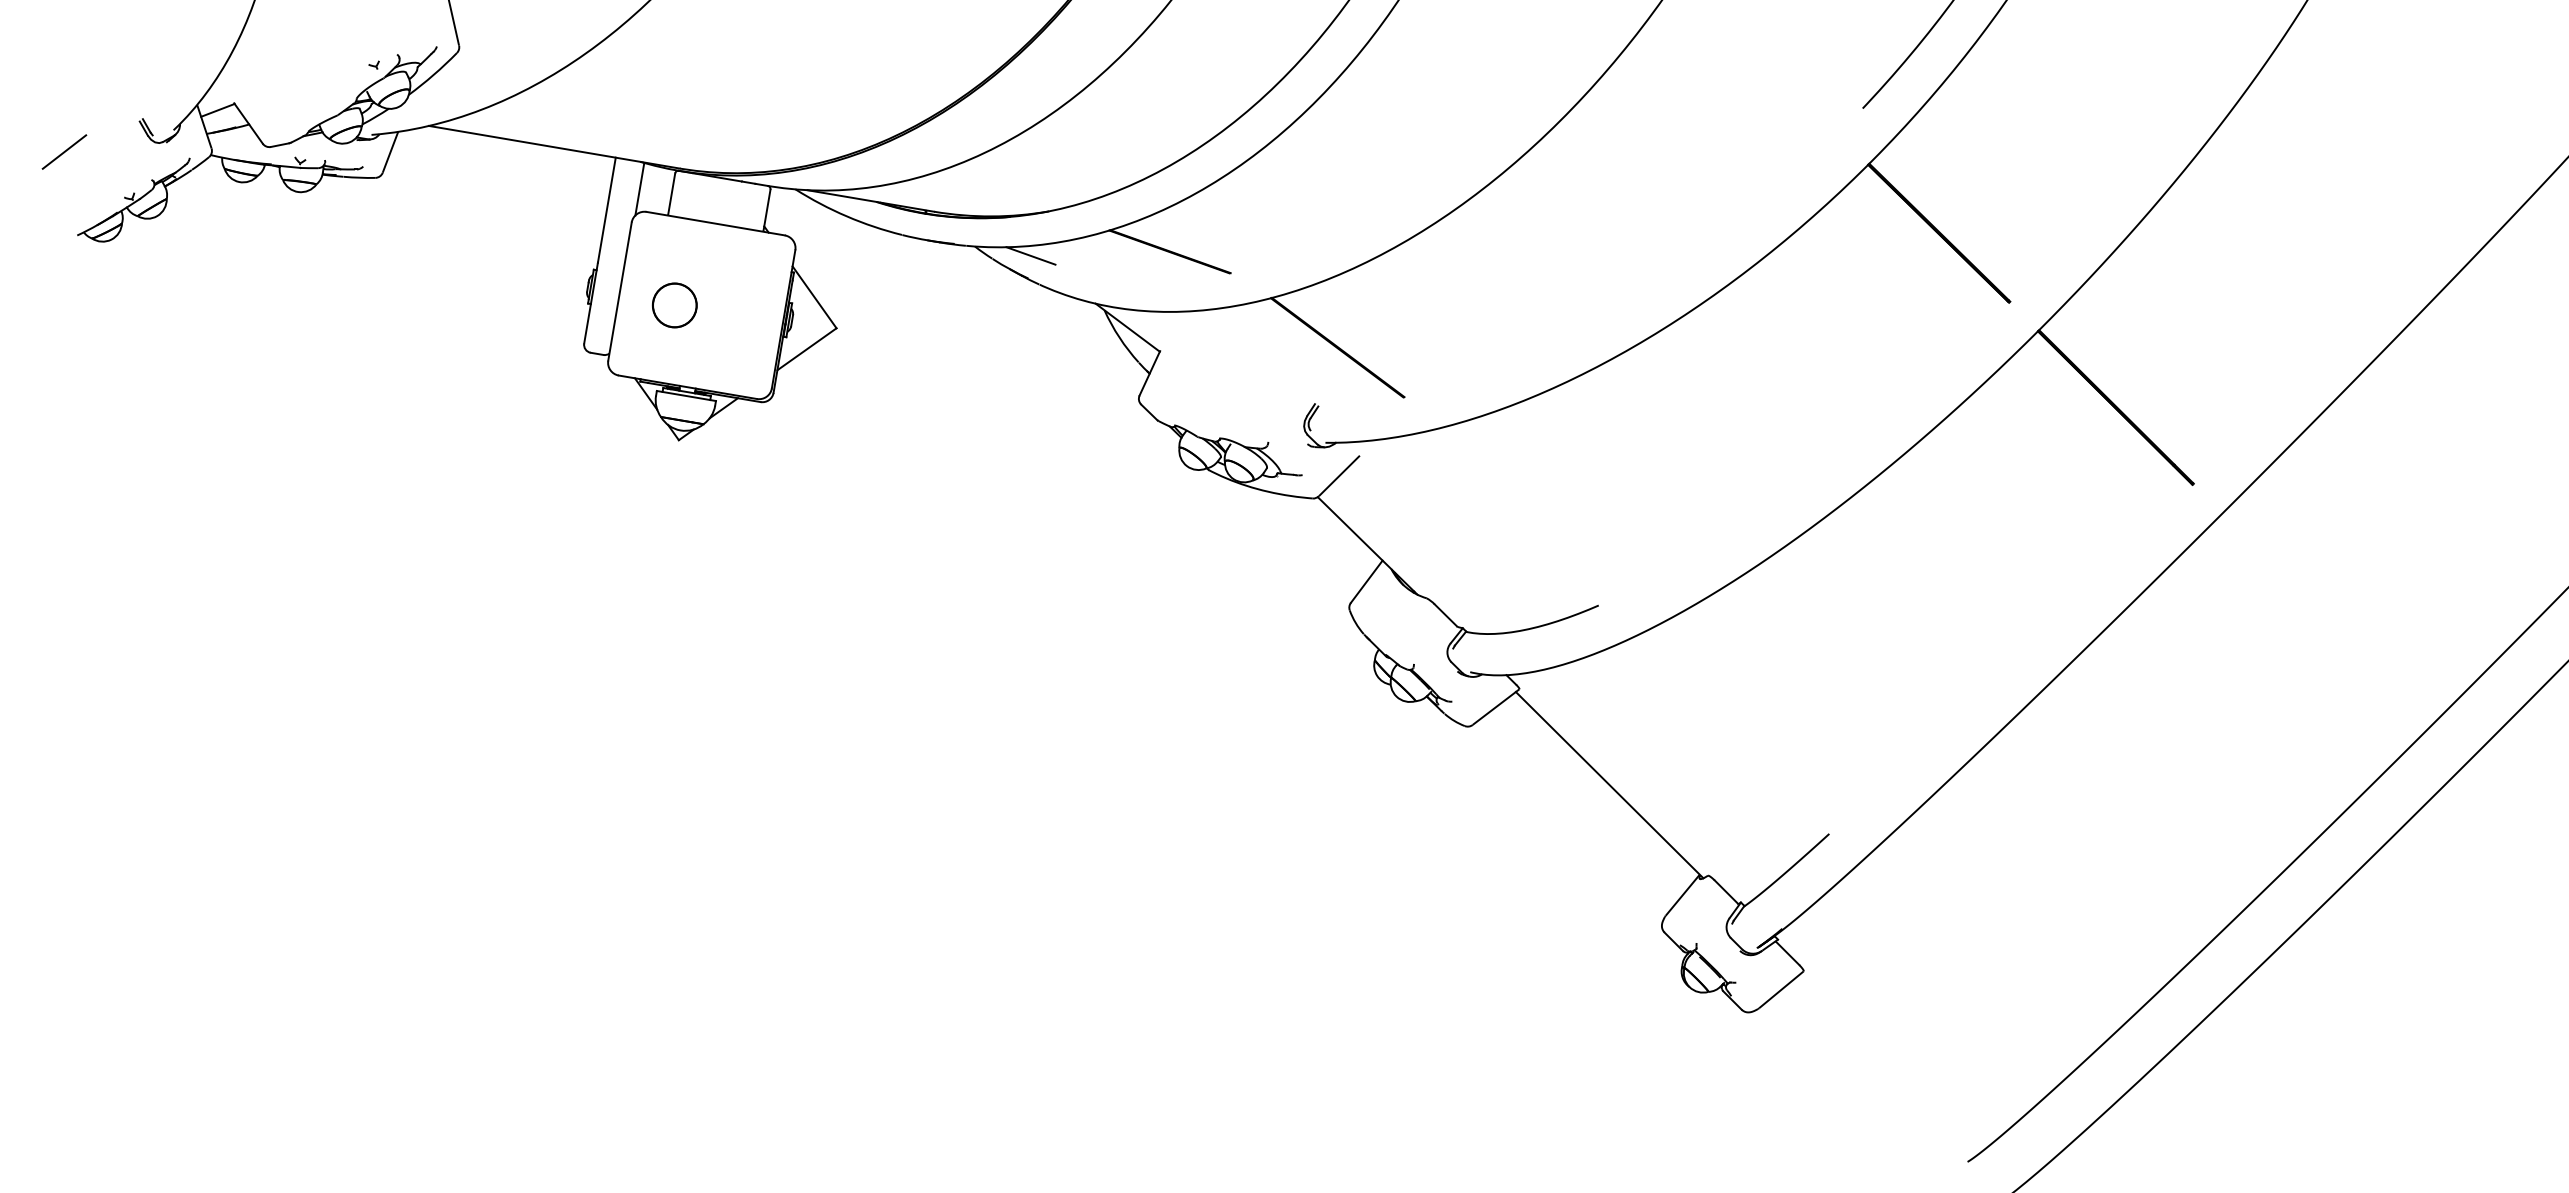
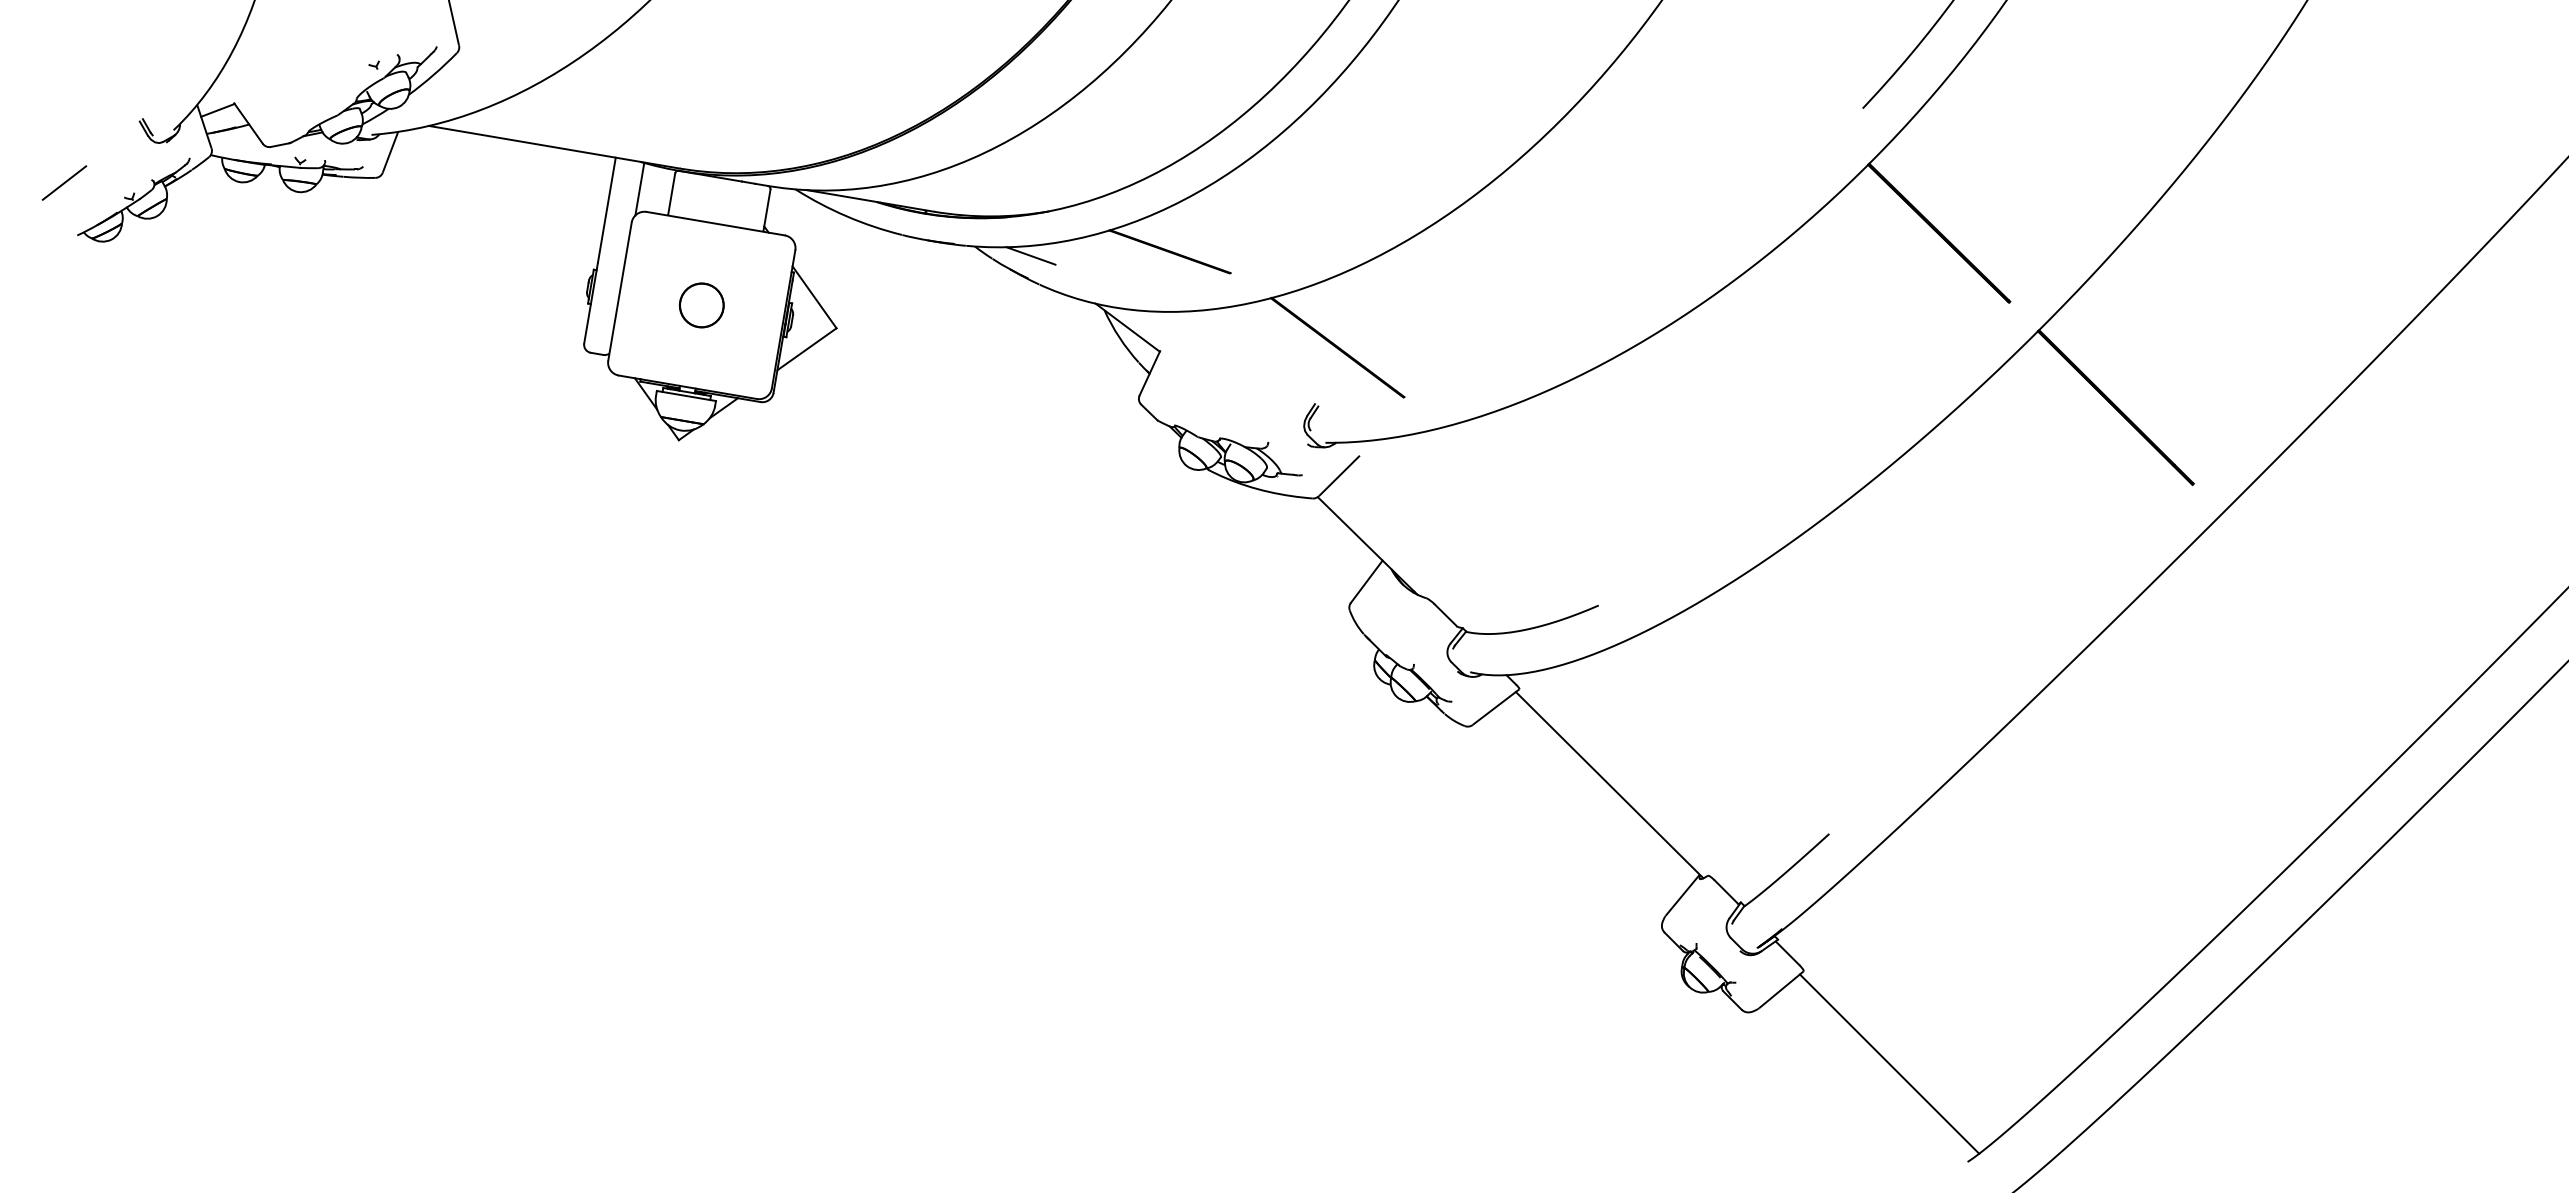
line position: (64, 151) -> (64, 182) (64, 182)
part position: (674, 305) -> (701, 305) (701, 305)
line: none -> present (1889, 1063)
